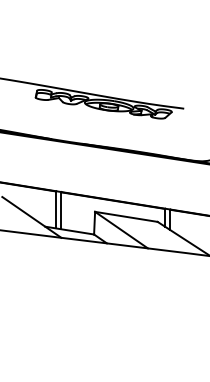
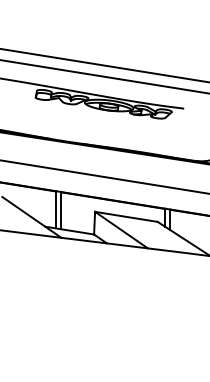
line: none -> present (104, 65)
line: none -> present (104, 76)
line: none -> present (104, 176)
